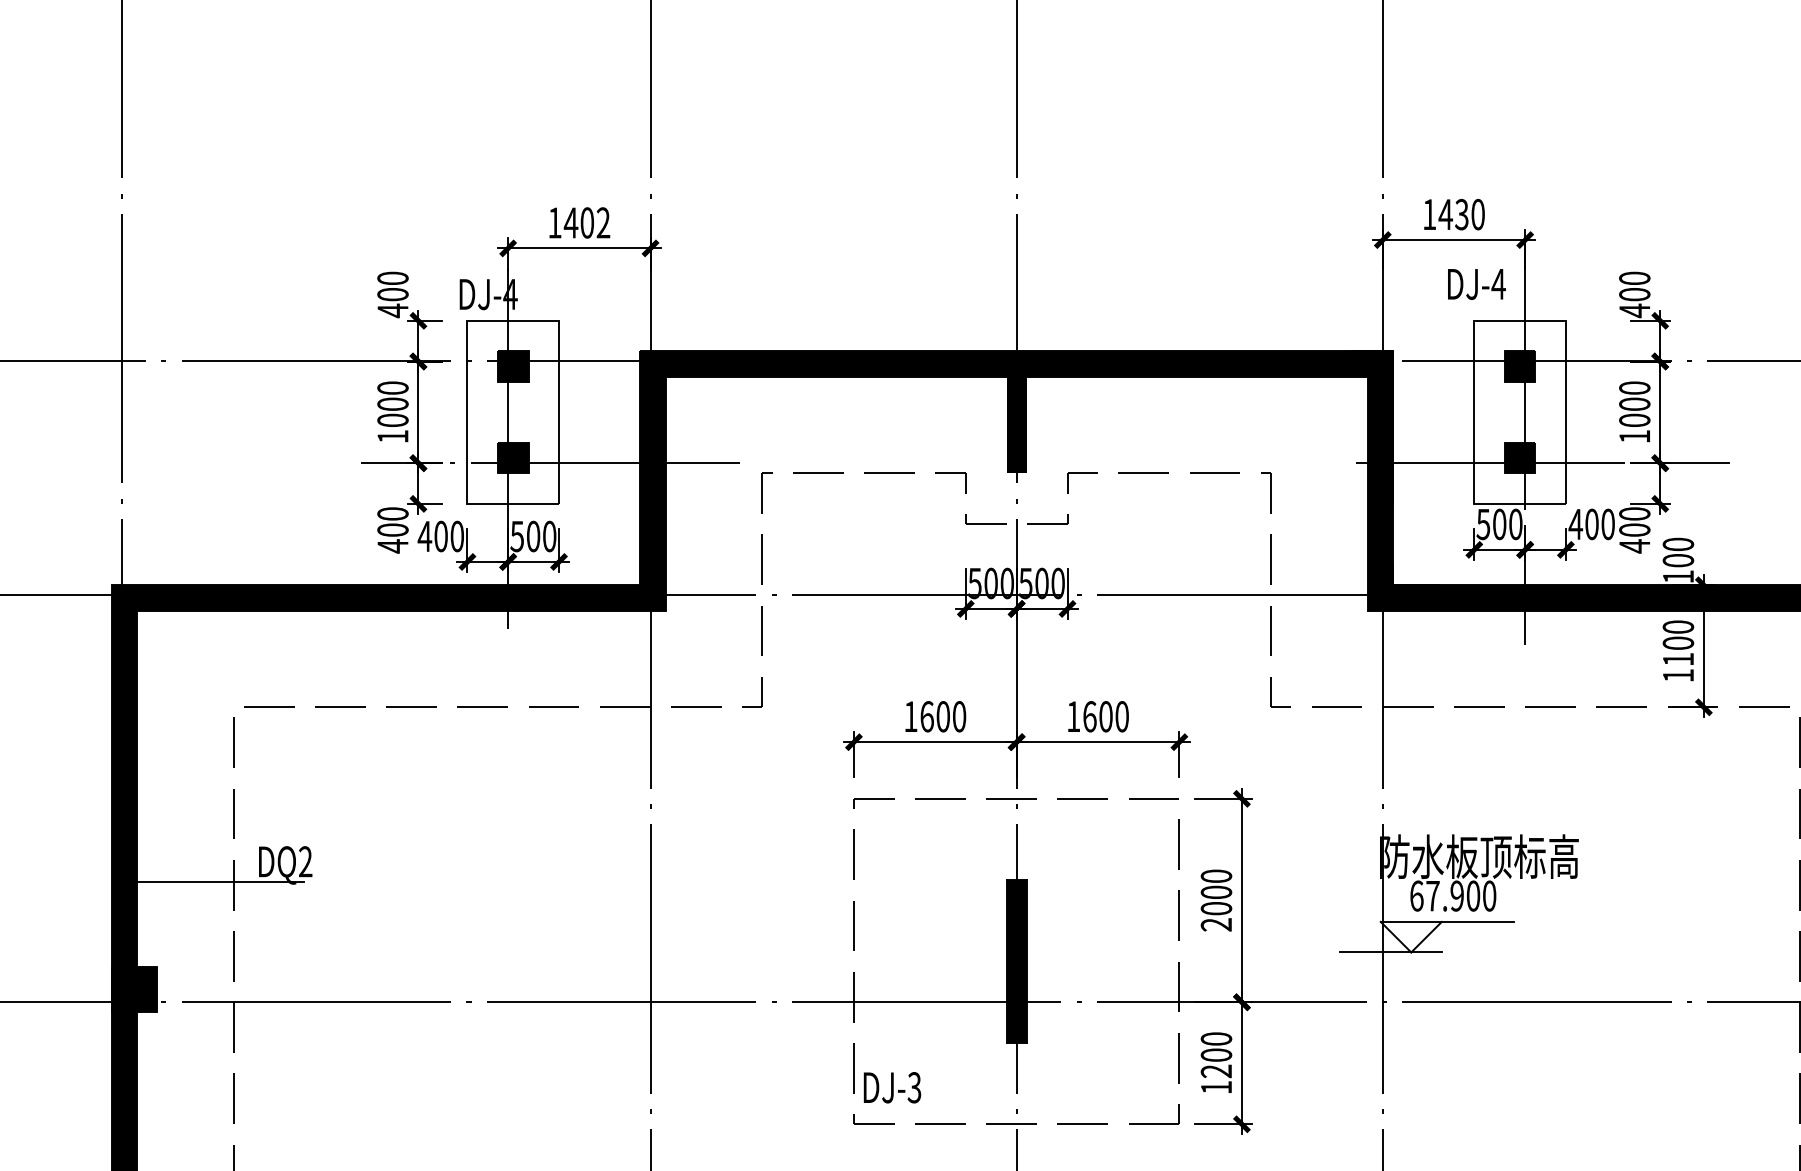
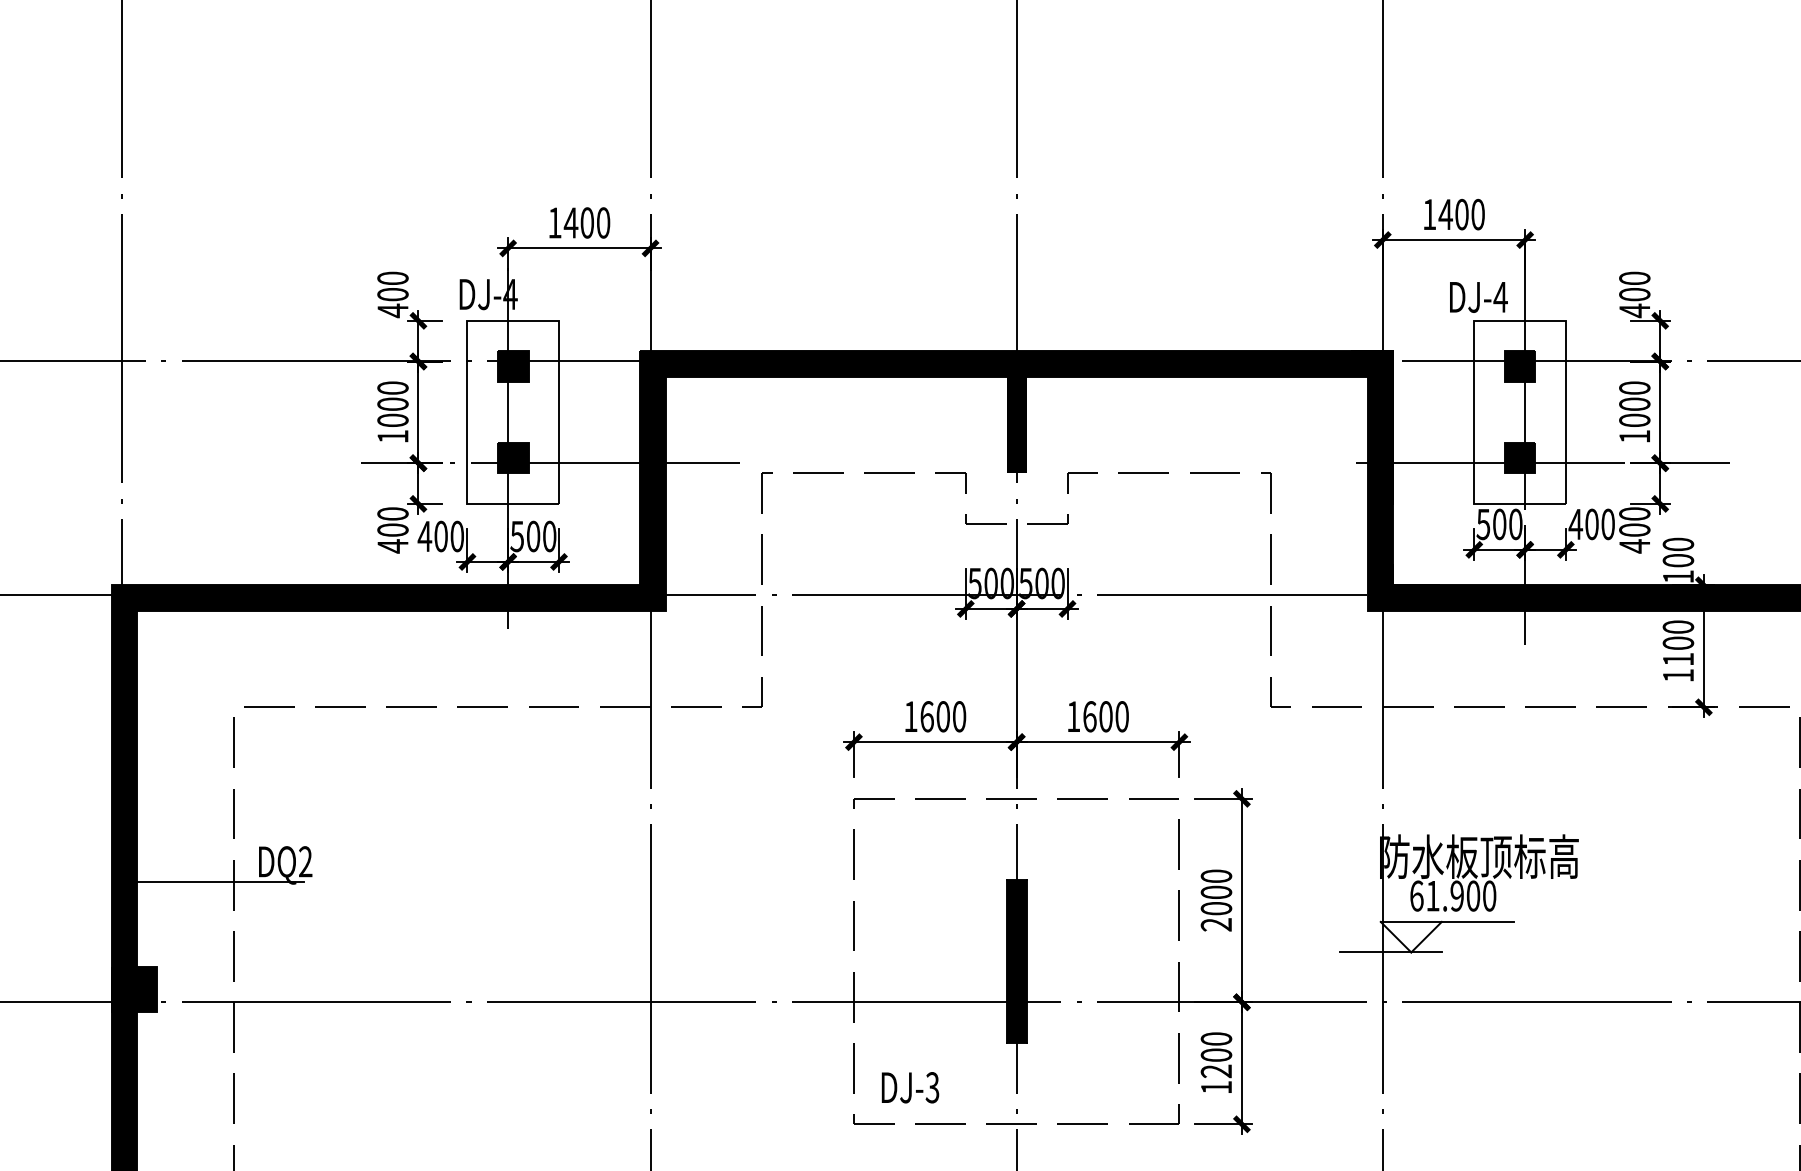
text: 1430 -> 1400 (1461, 214)
text: 1402 -> 1400 (603, 222)
text position: (1476, 284) -> (1478, 297) (1478, 297)
text: 67.900 -> 61.900 (1432, 896)
text position: (892, 1087) -> (910, 1087) (910, 1087)
